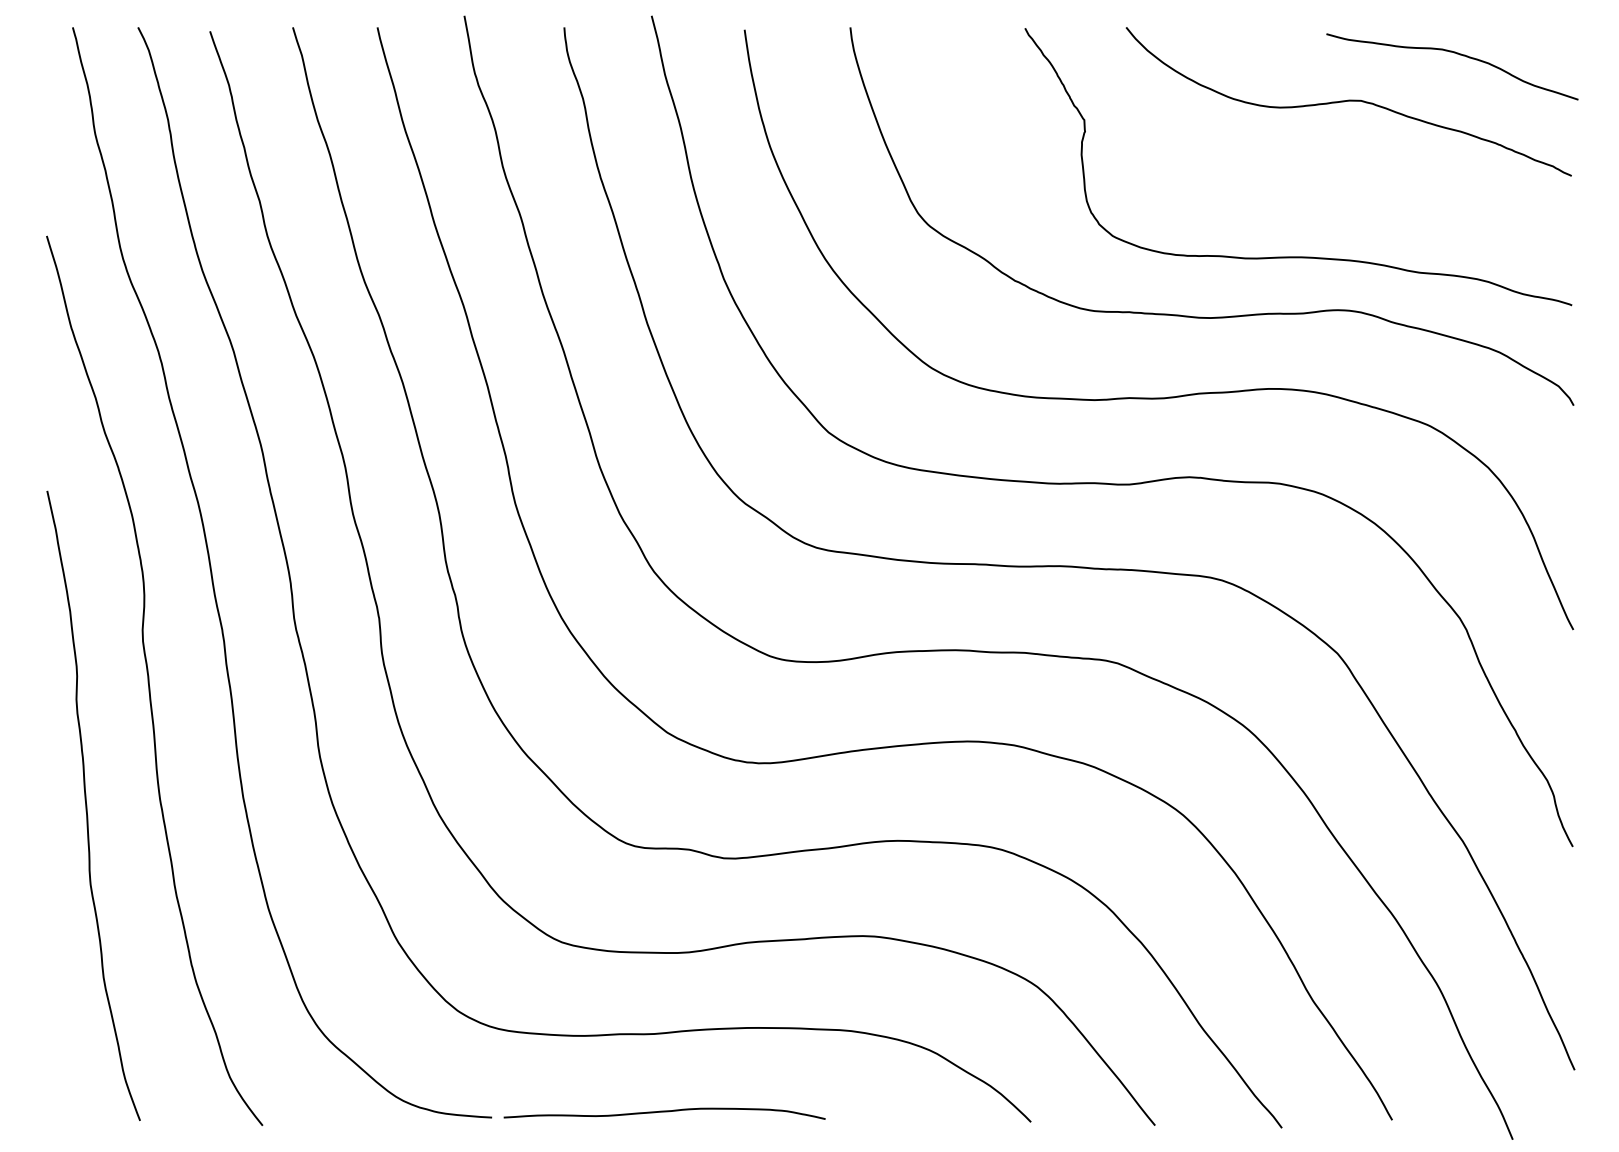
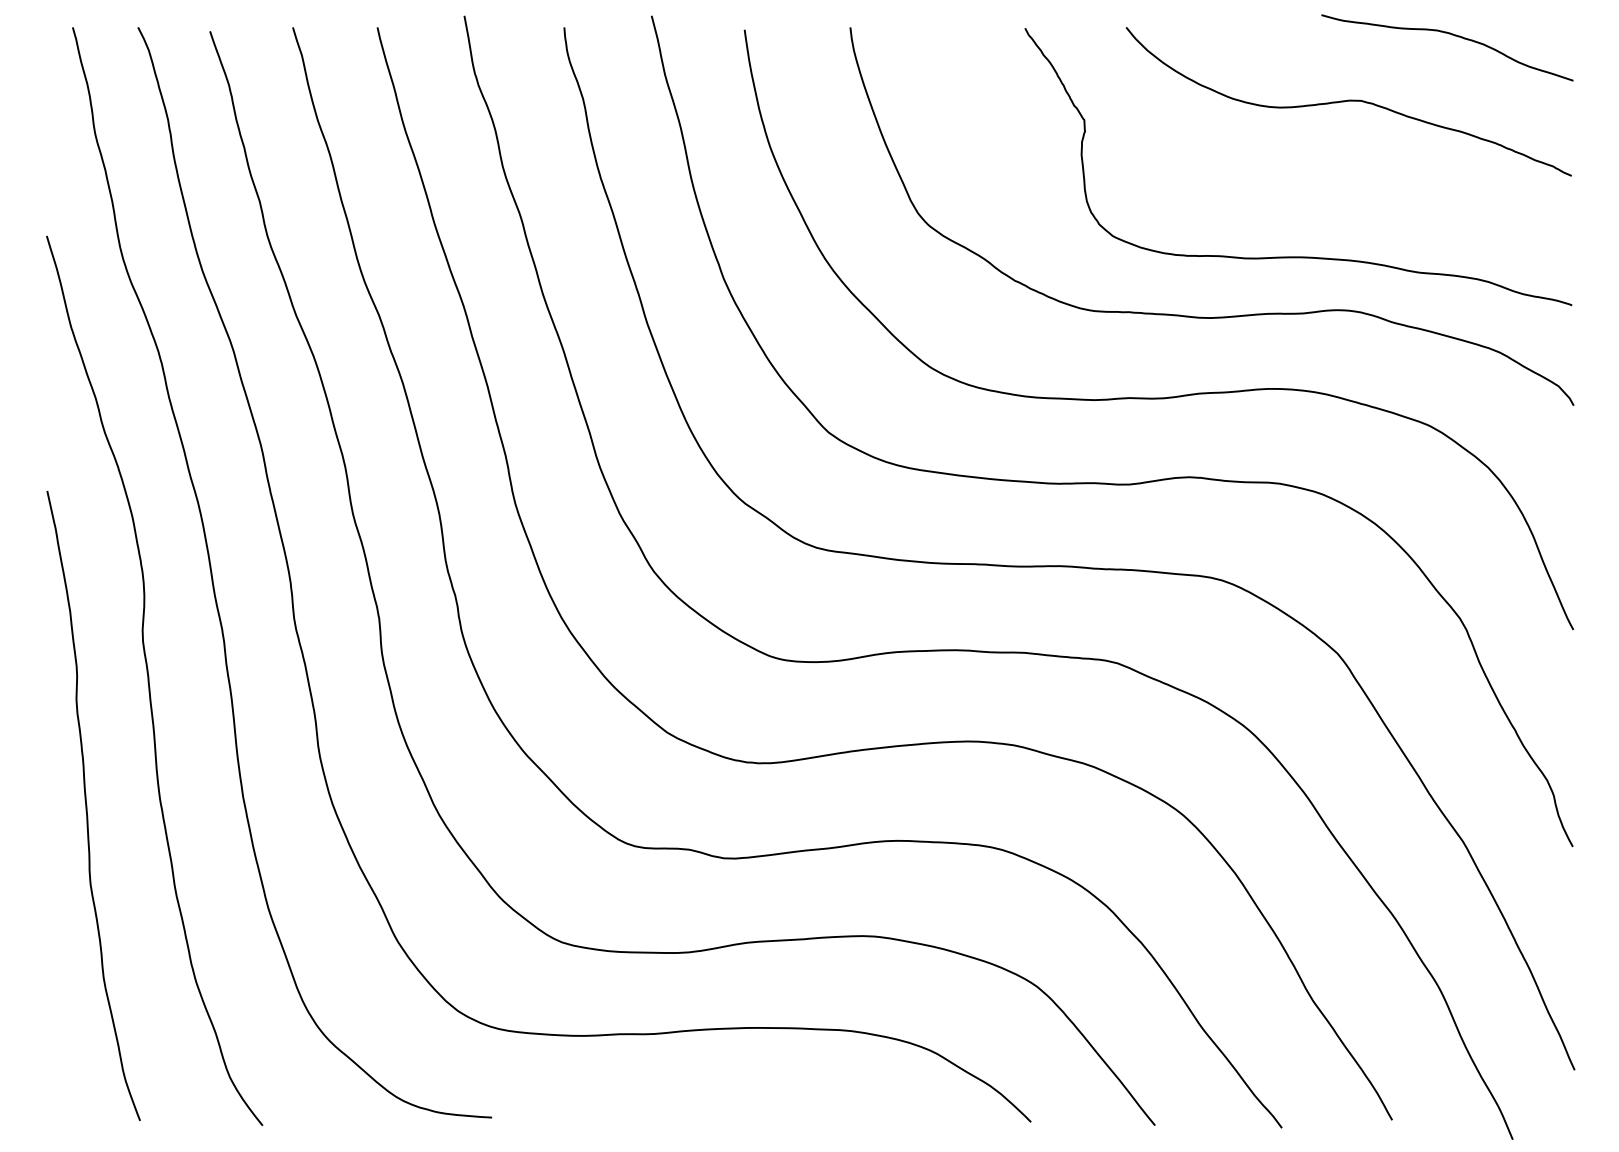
curve position: (1457, 54) -> (1452, 35) (1452, 35)
curve: present -> none (664, 1112)
